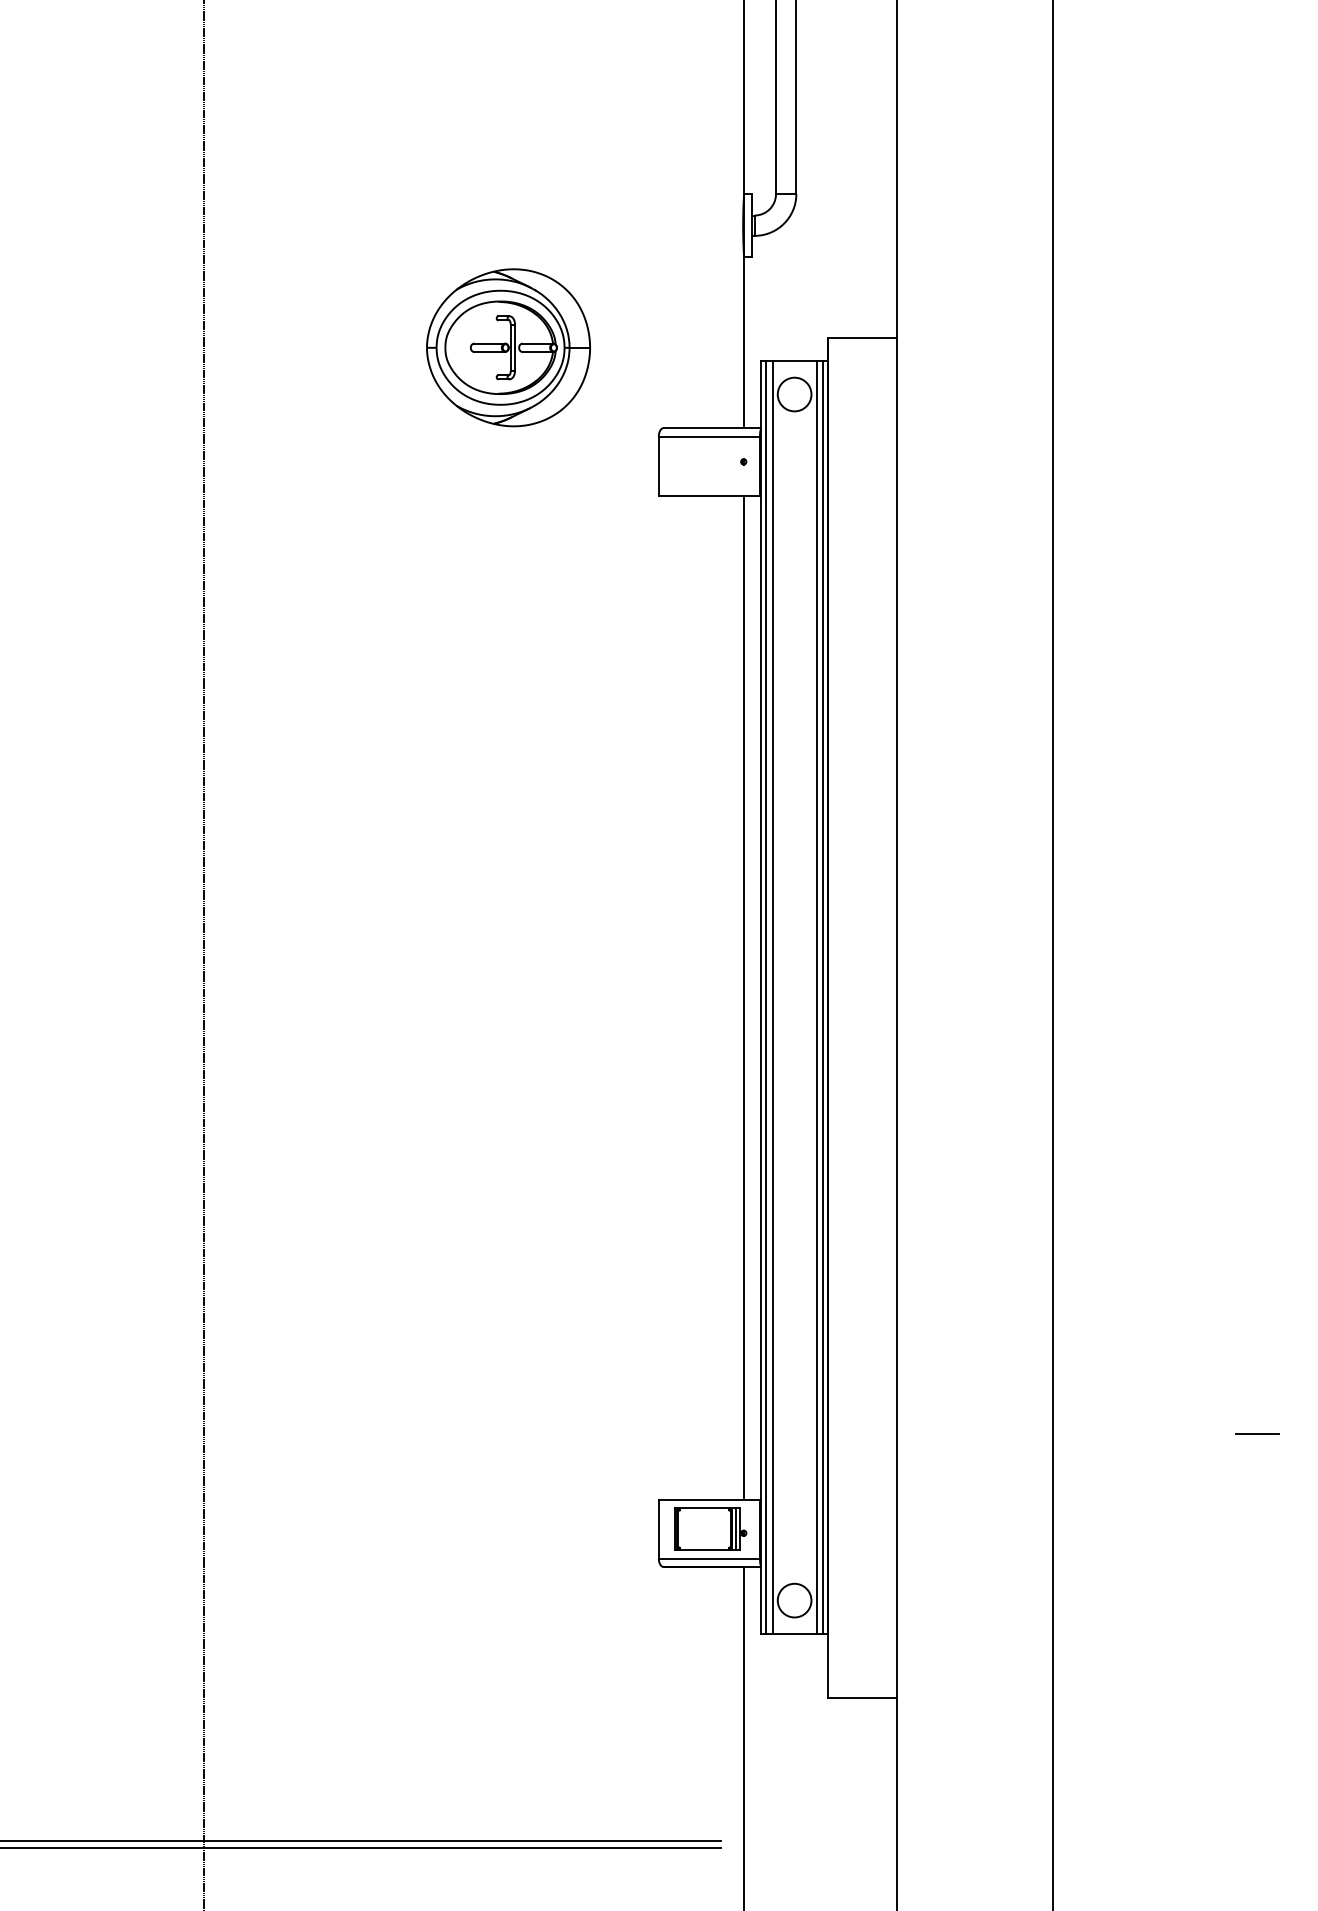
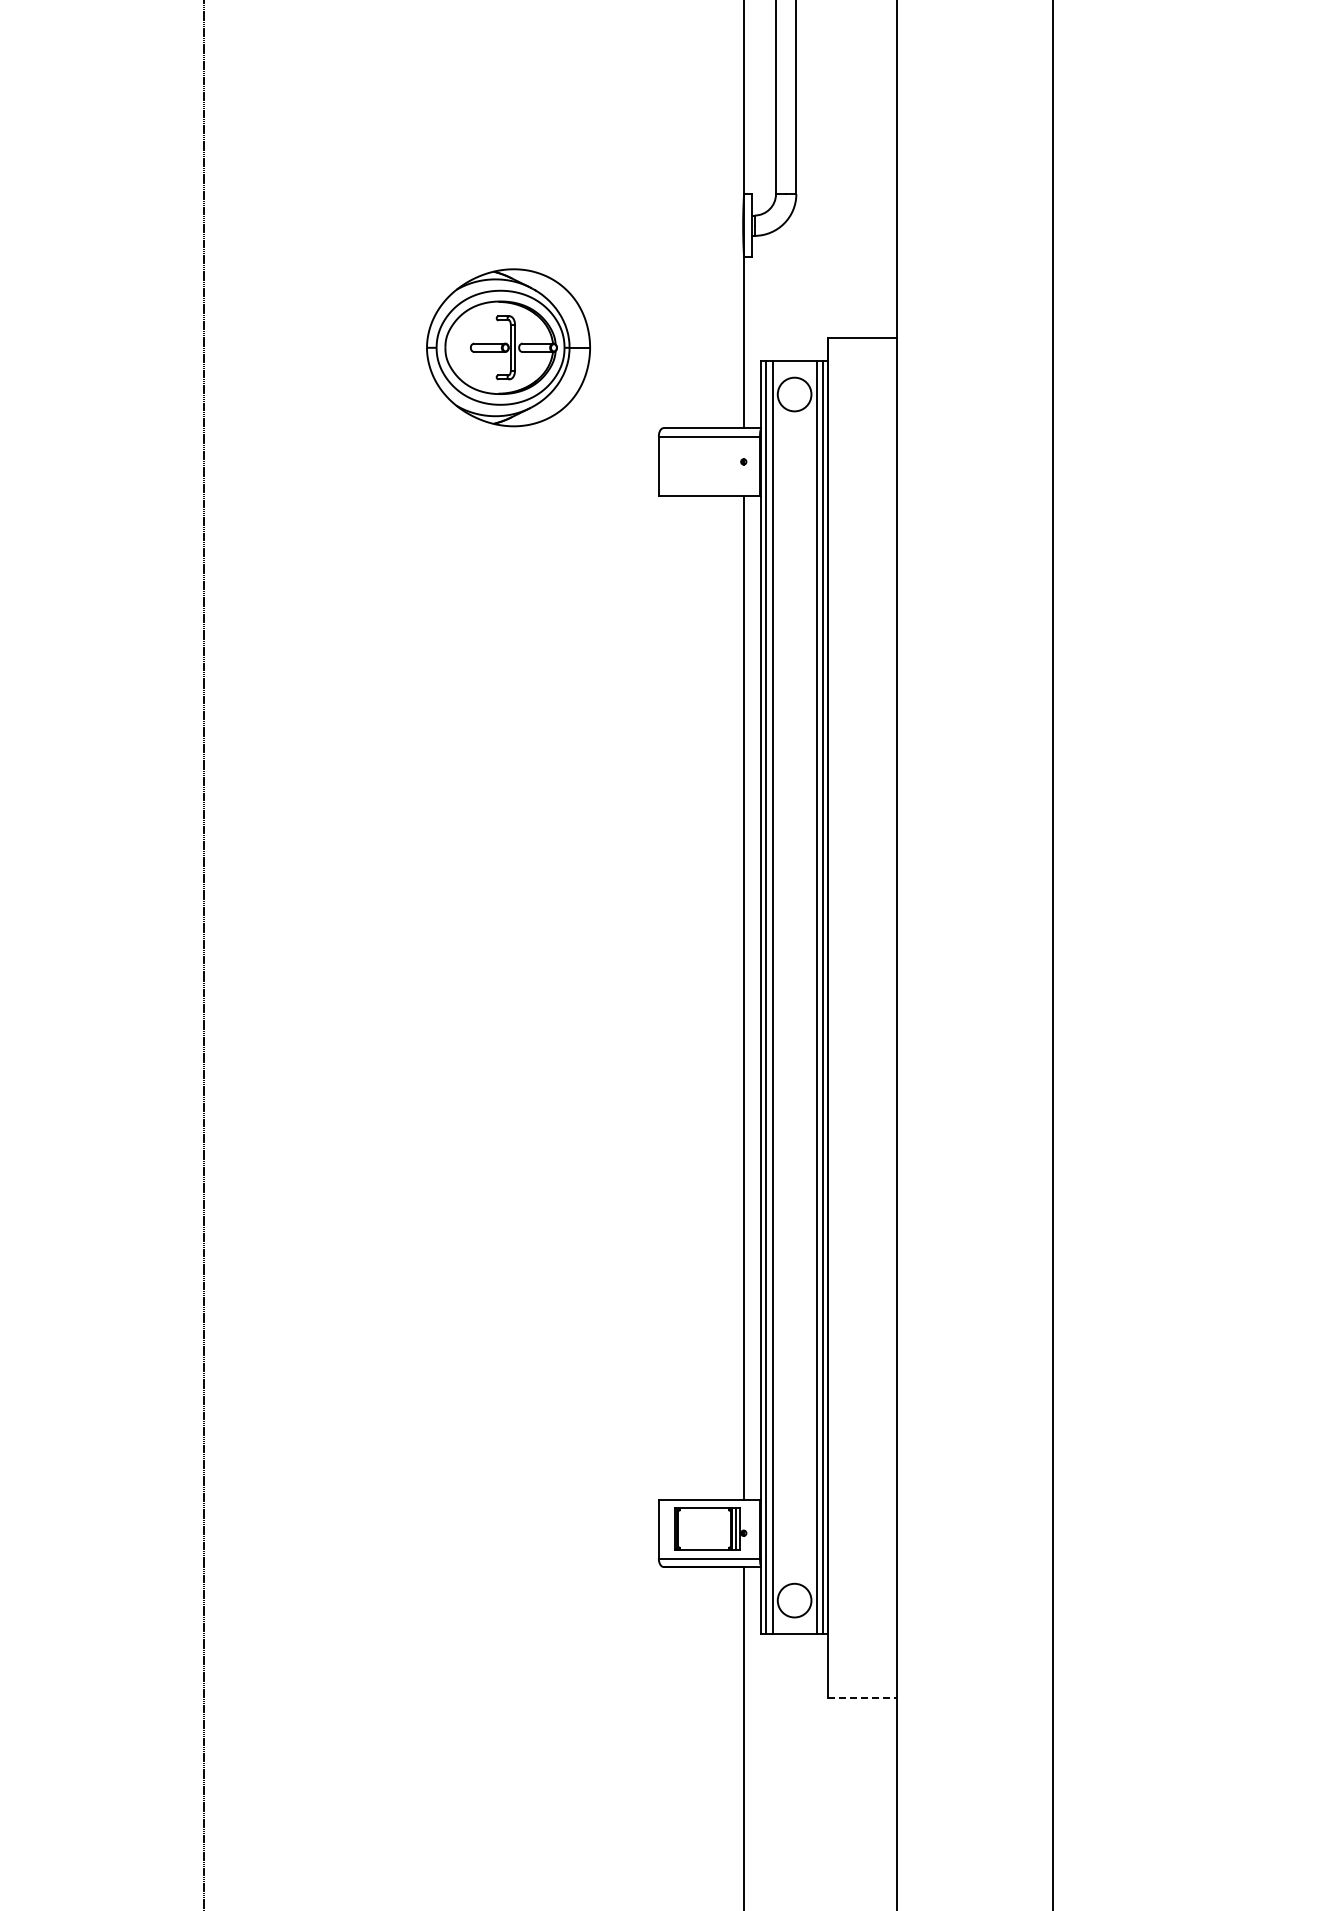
line: present -> none (1257, 1433)
line: solid -> dashed (863, 1697)
line: present -> none (361, 1841)
line: present -> none (361, 1848)
